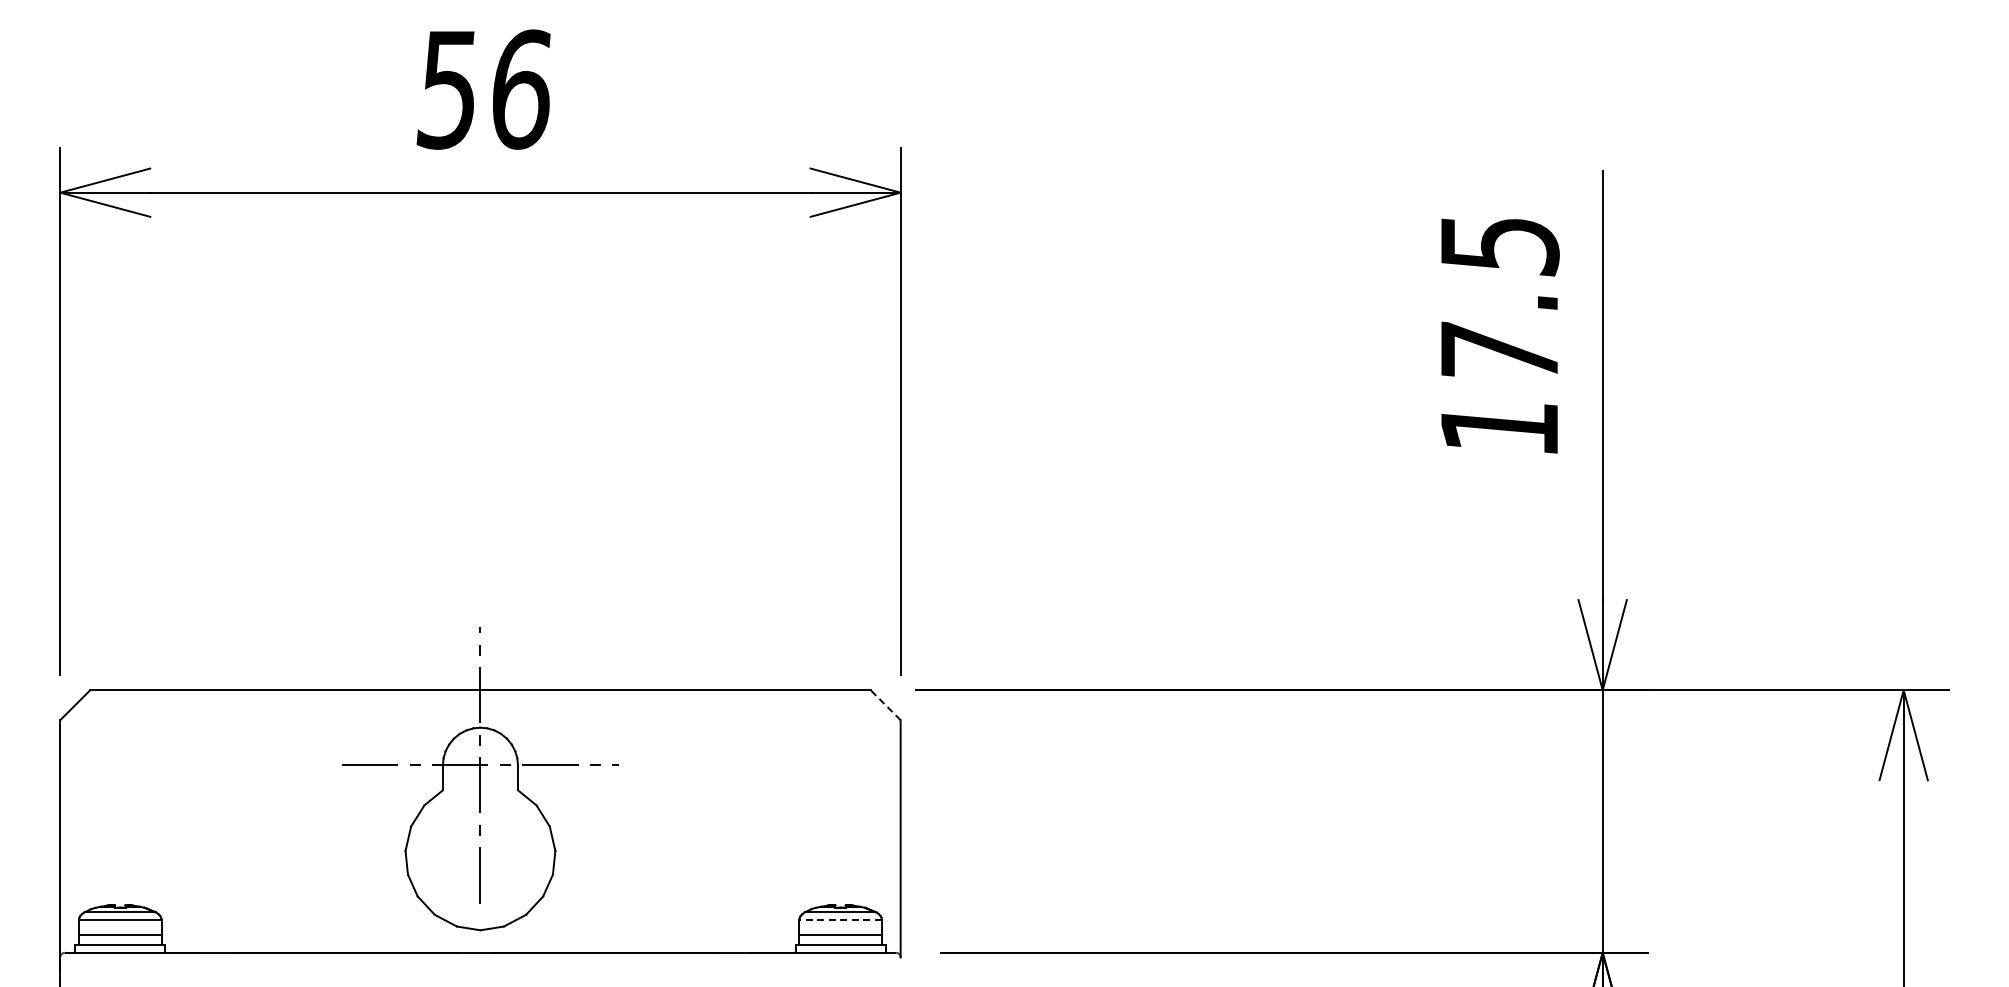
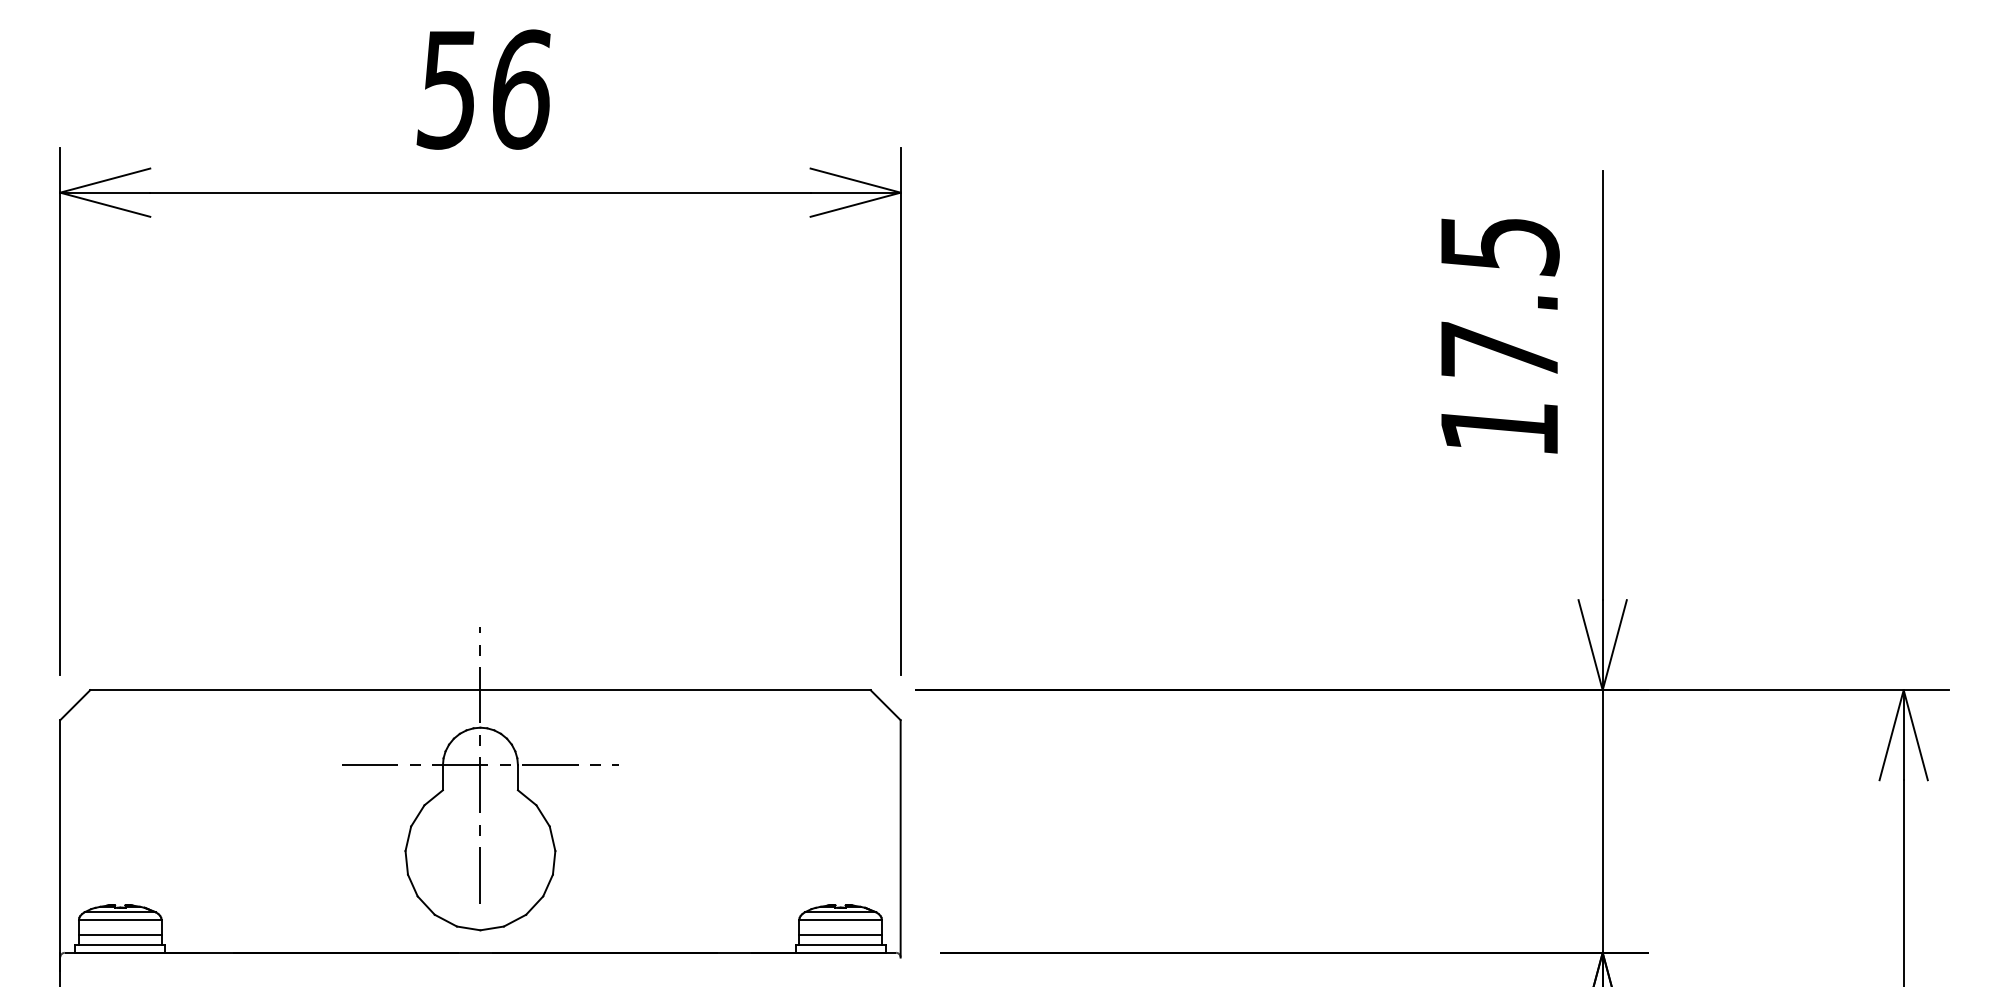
line: dashed -> solid (885, 704)
line: dashed -> solid (840, 919)
